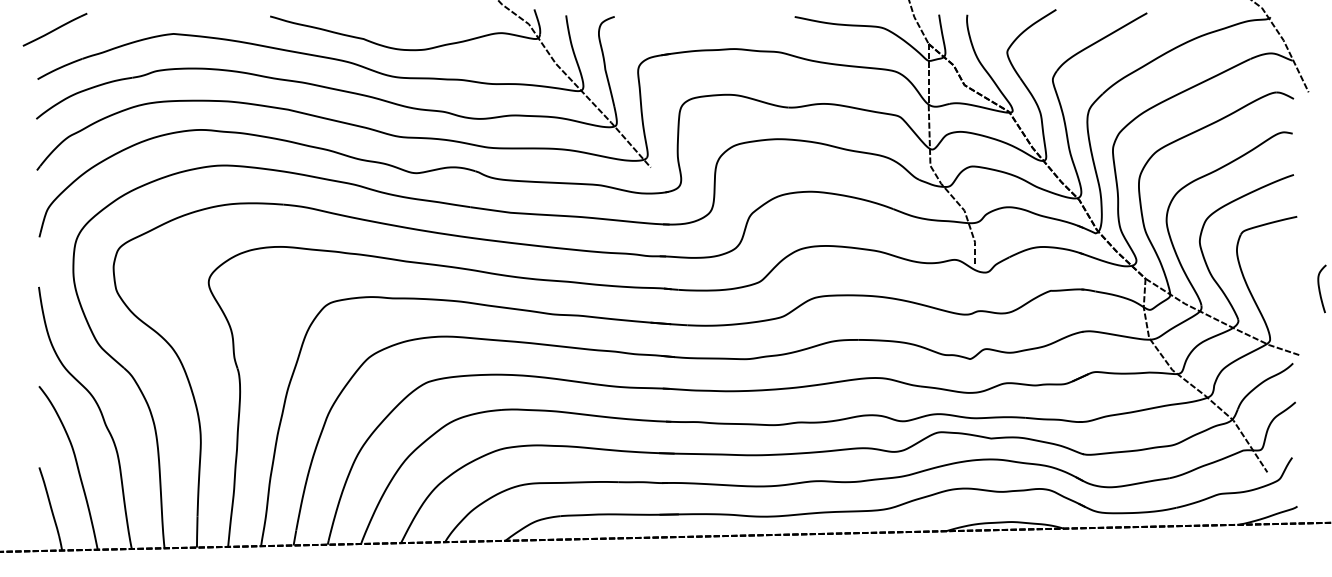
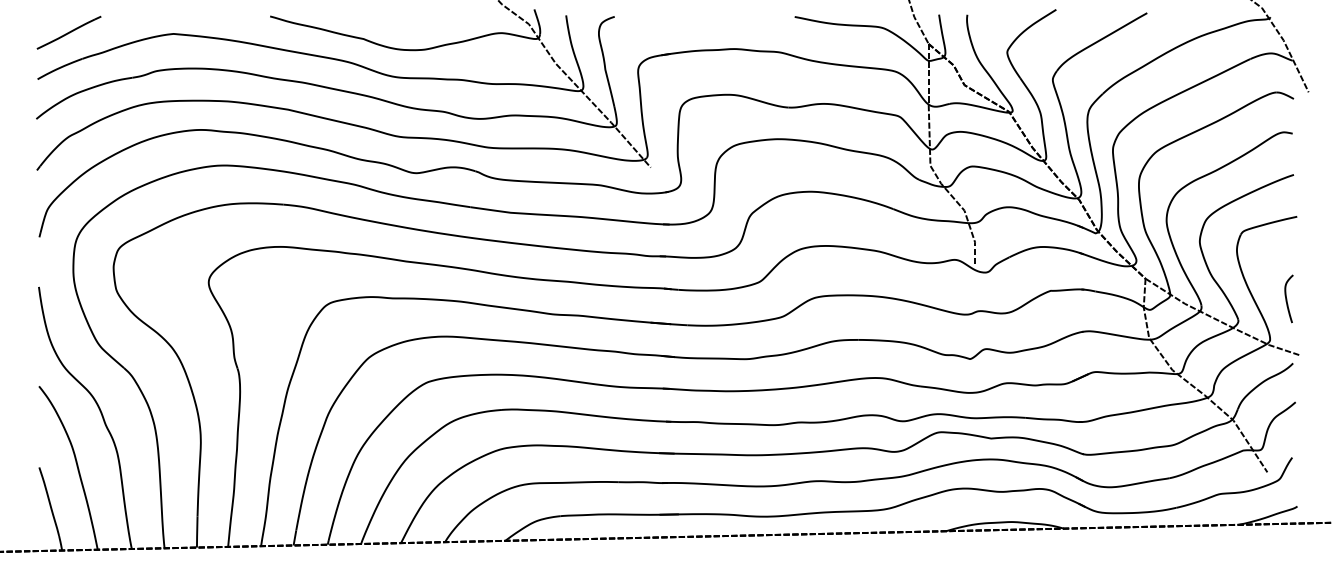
line position: (54, 29) -> (68, 32) (68, 32)
curve position: (1320, 288) -> (1287, 298) (1287, 298)
